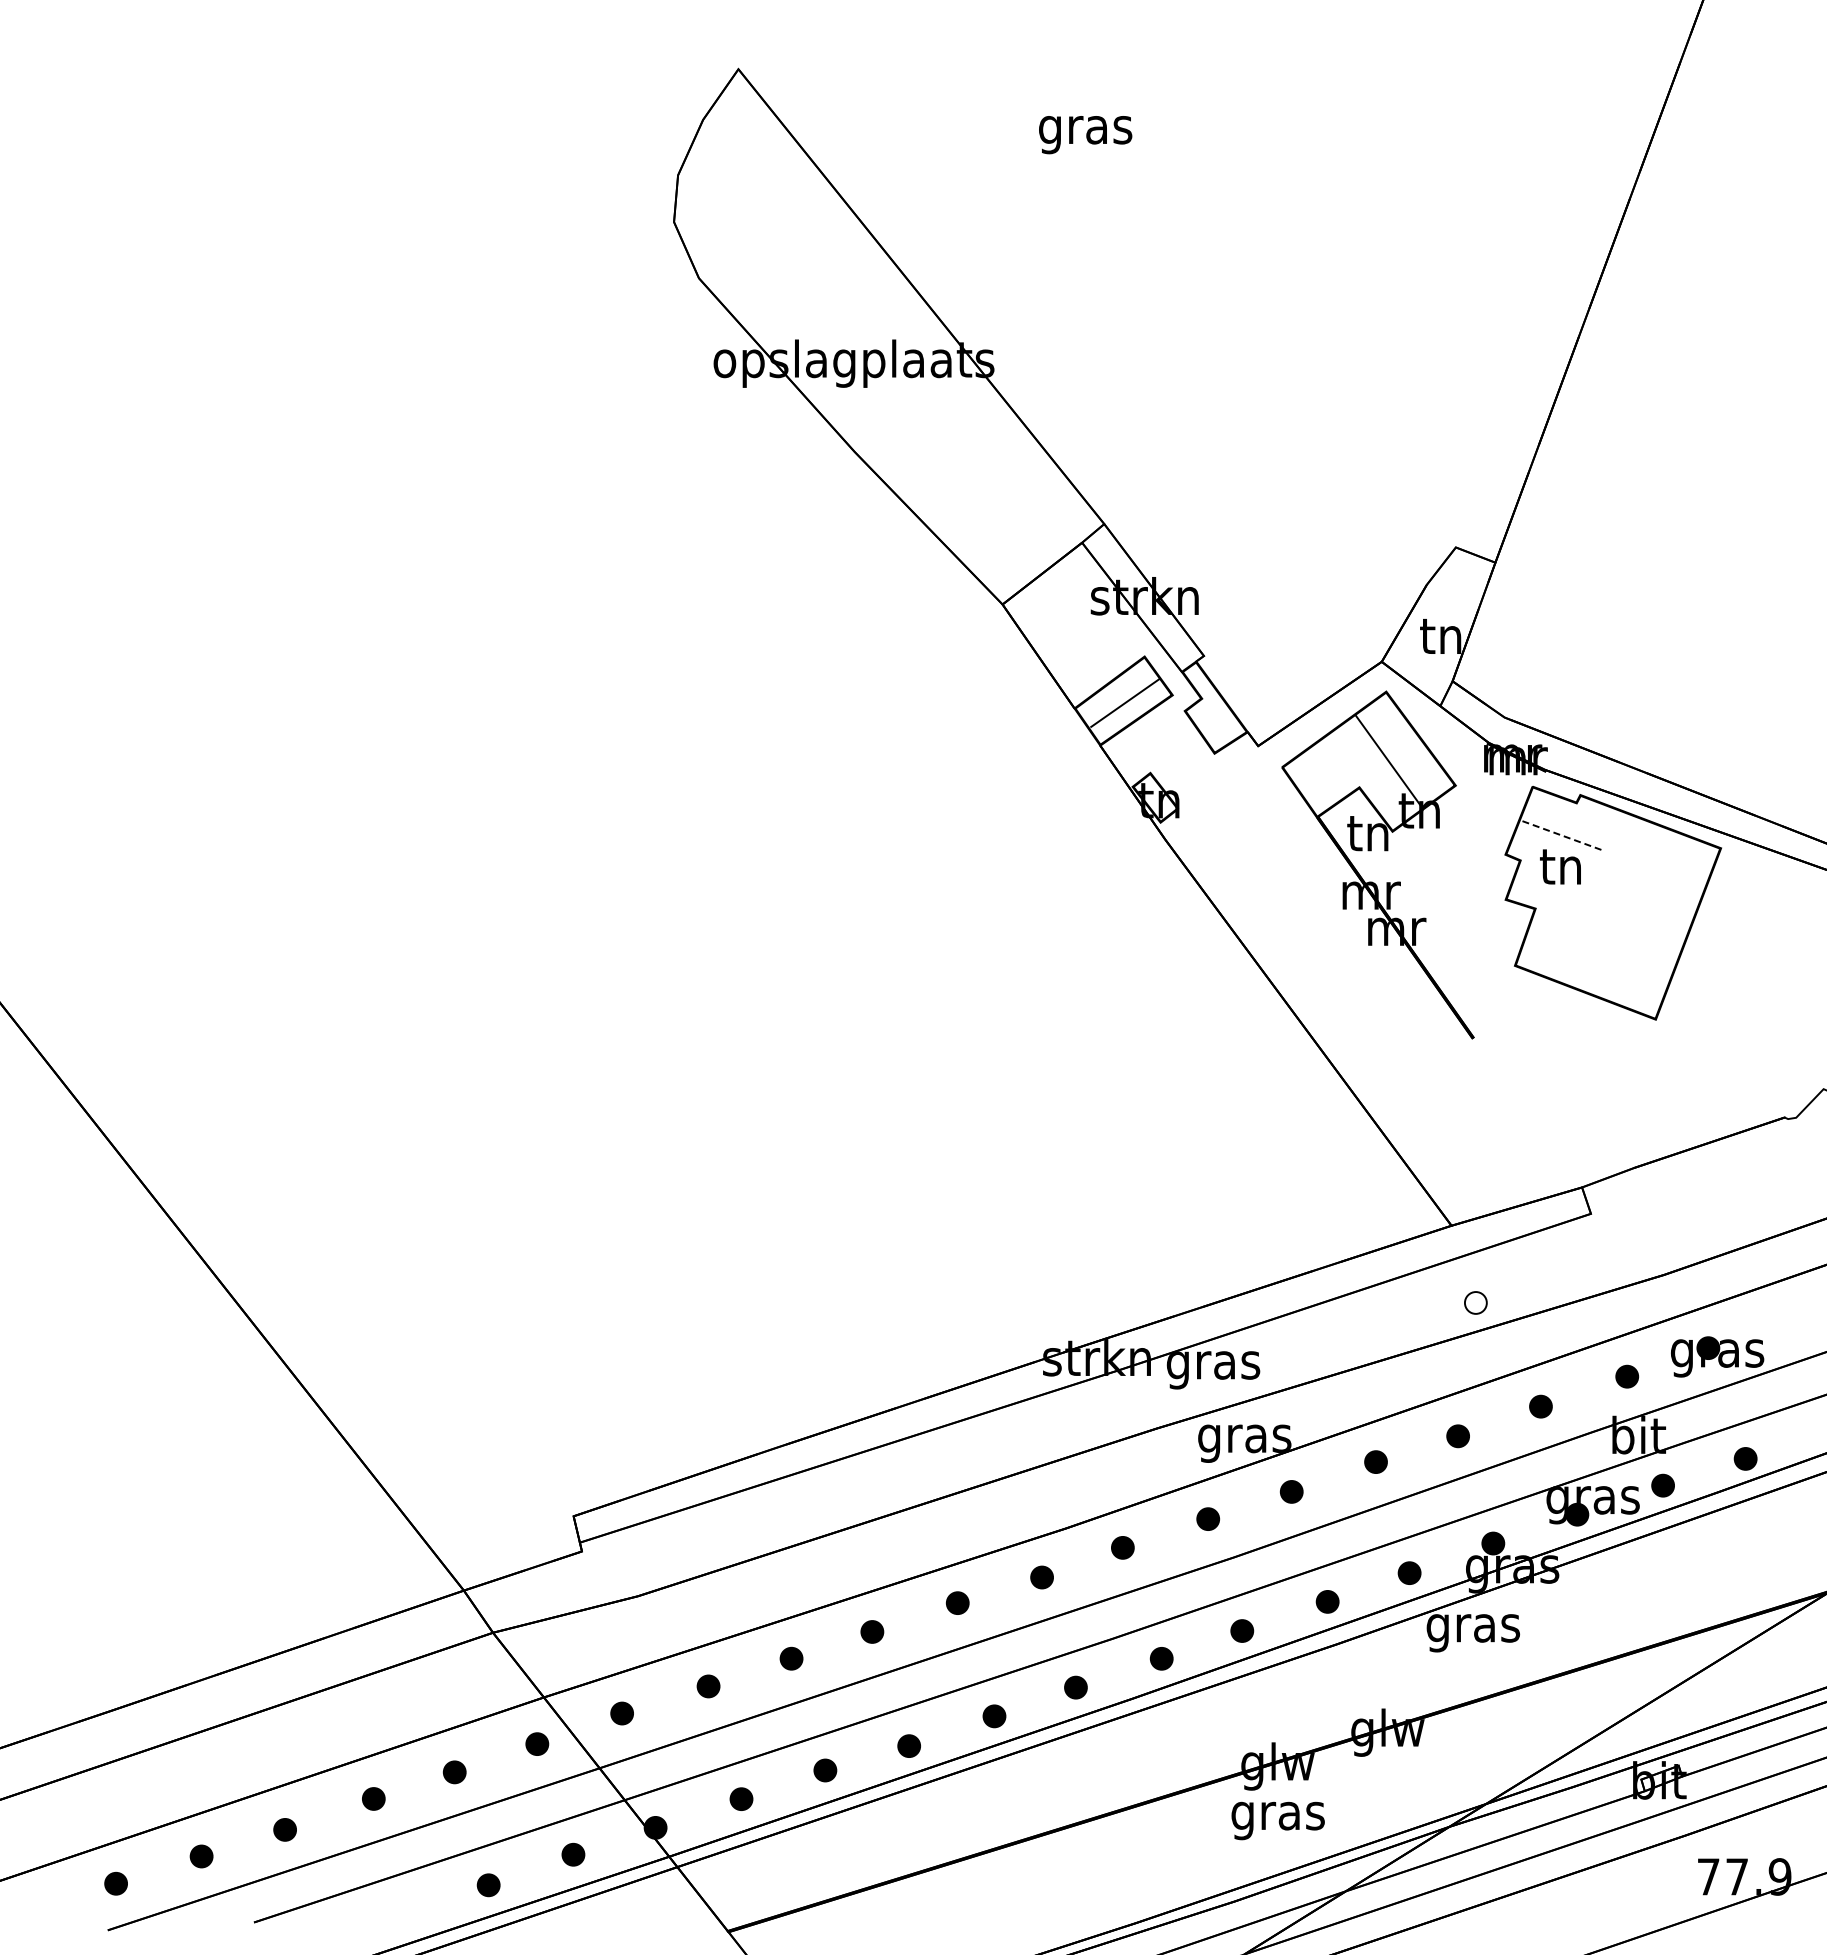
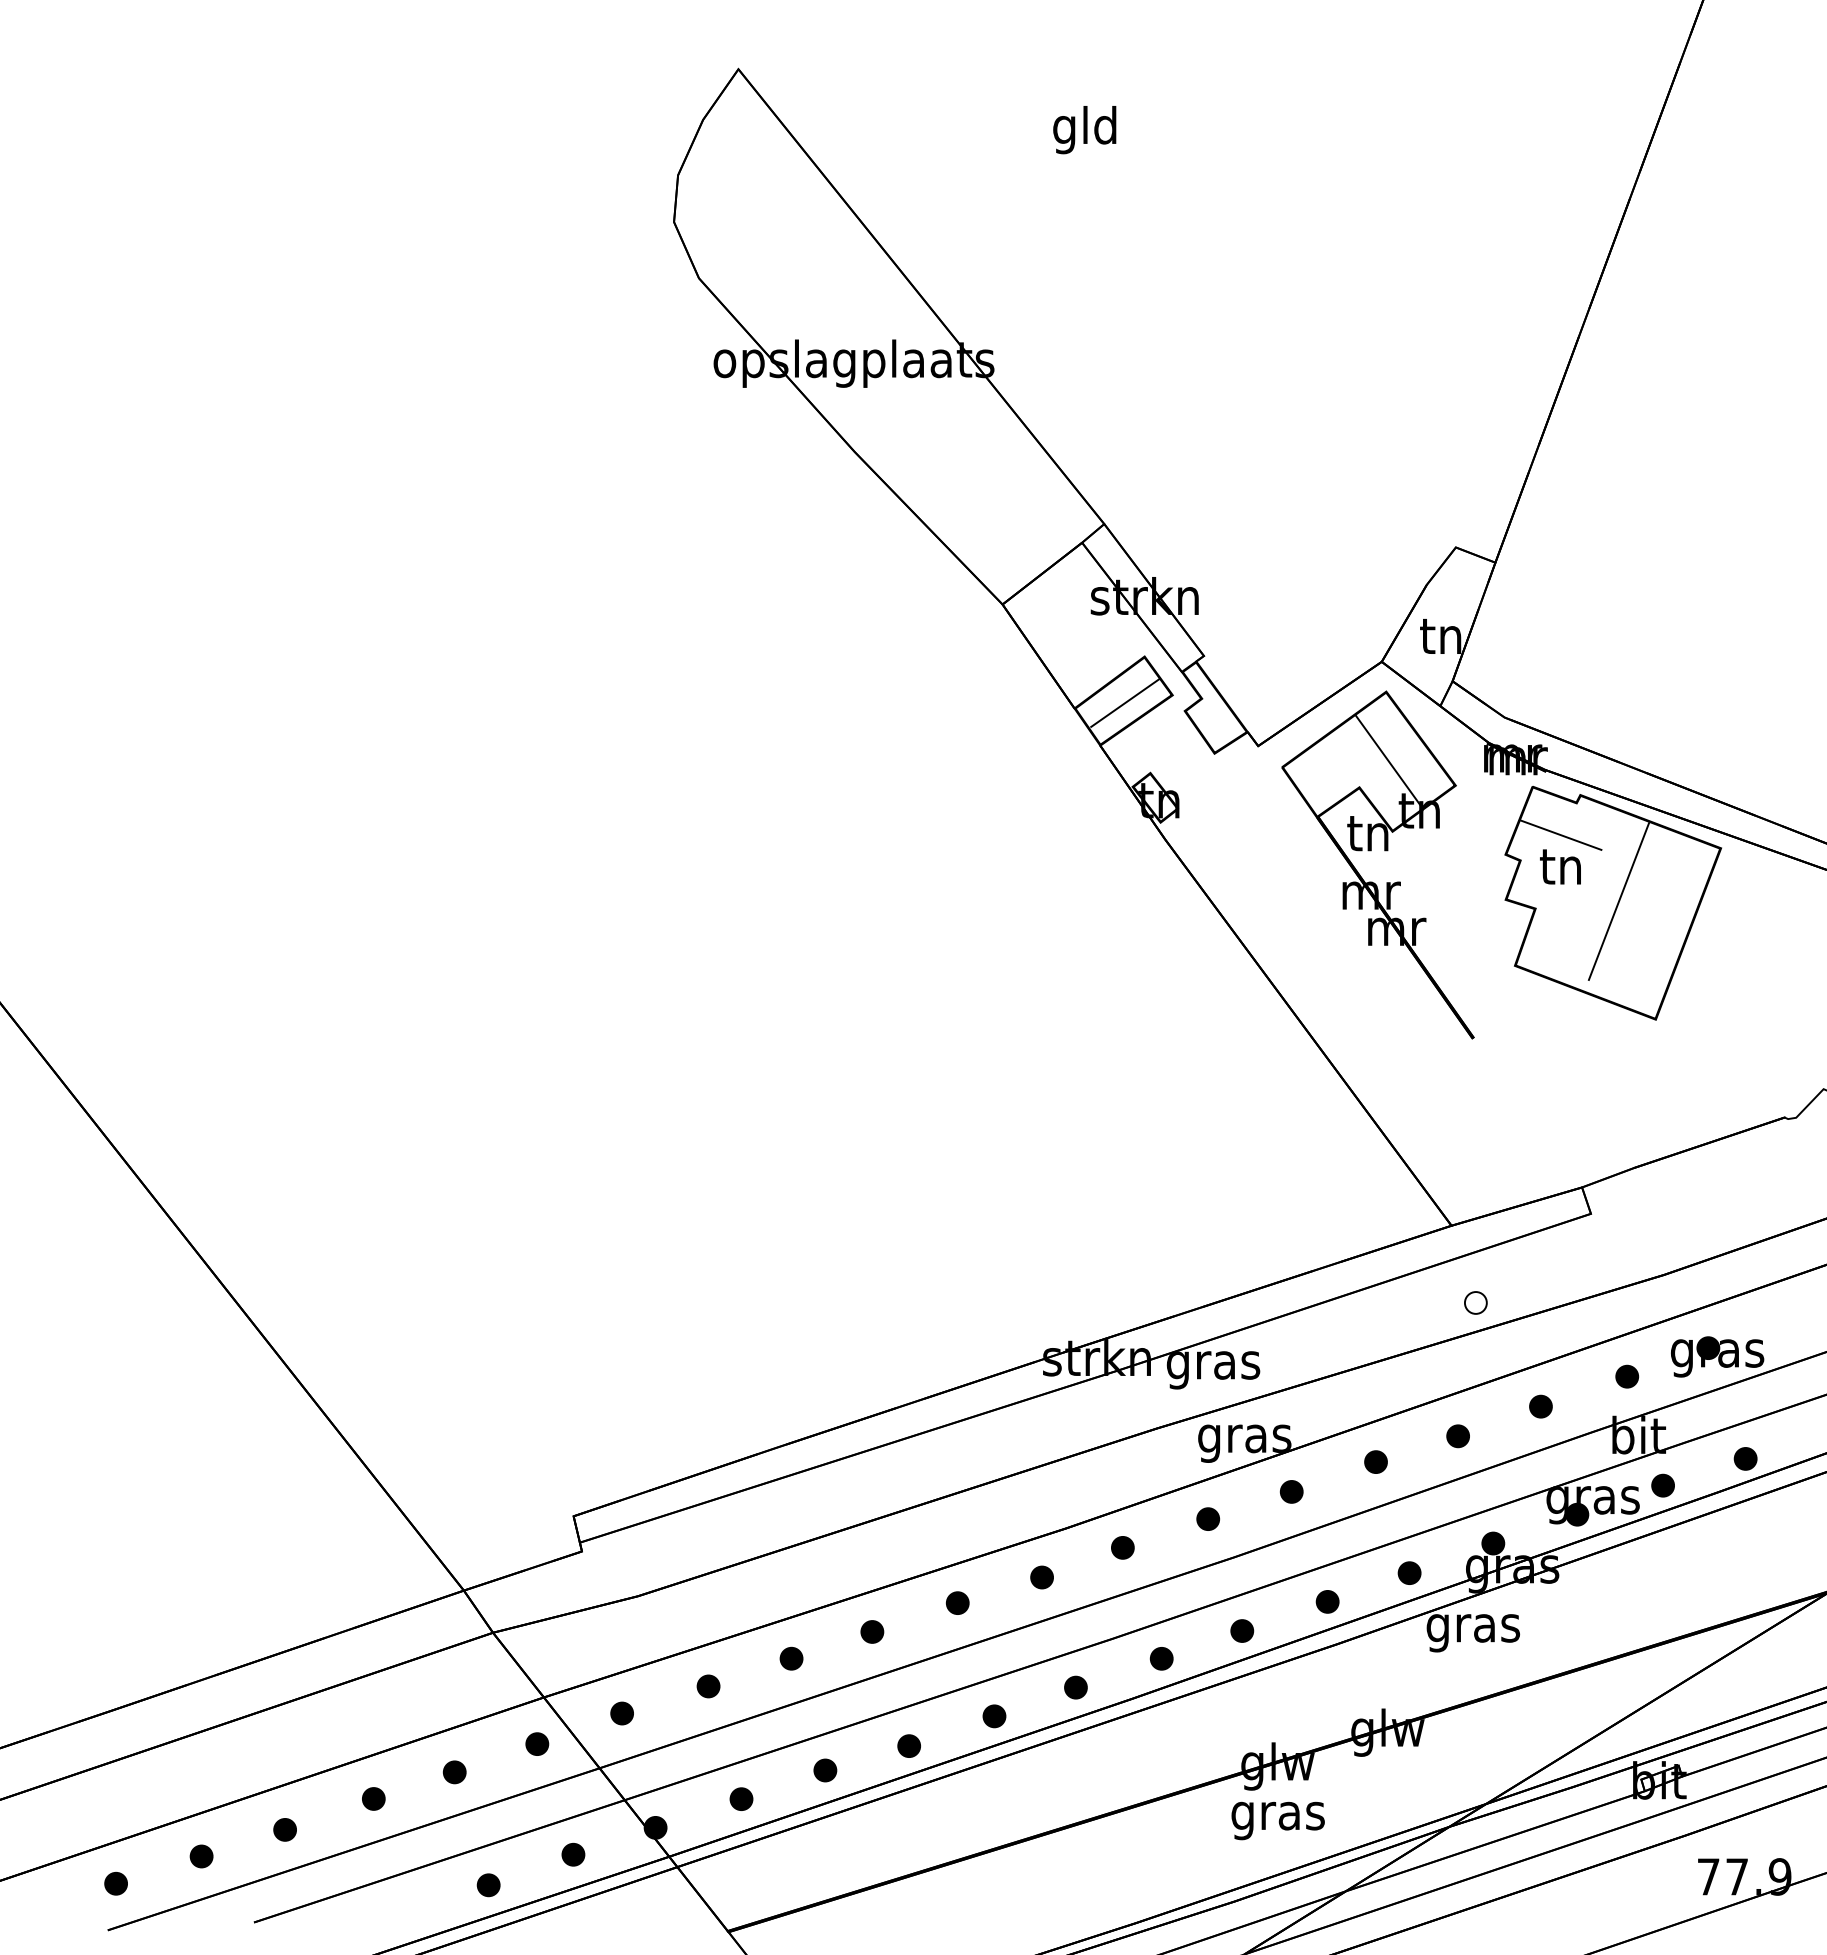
text: gras -> gld (1085, 130)
line: dashed -> solid (1561, 835)
line: none -> present (1618, 901)
